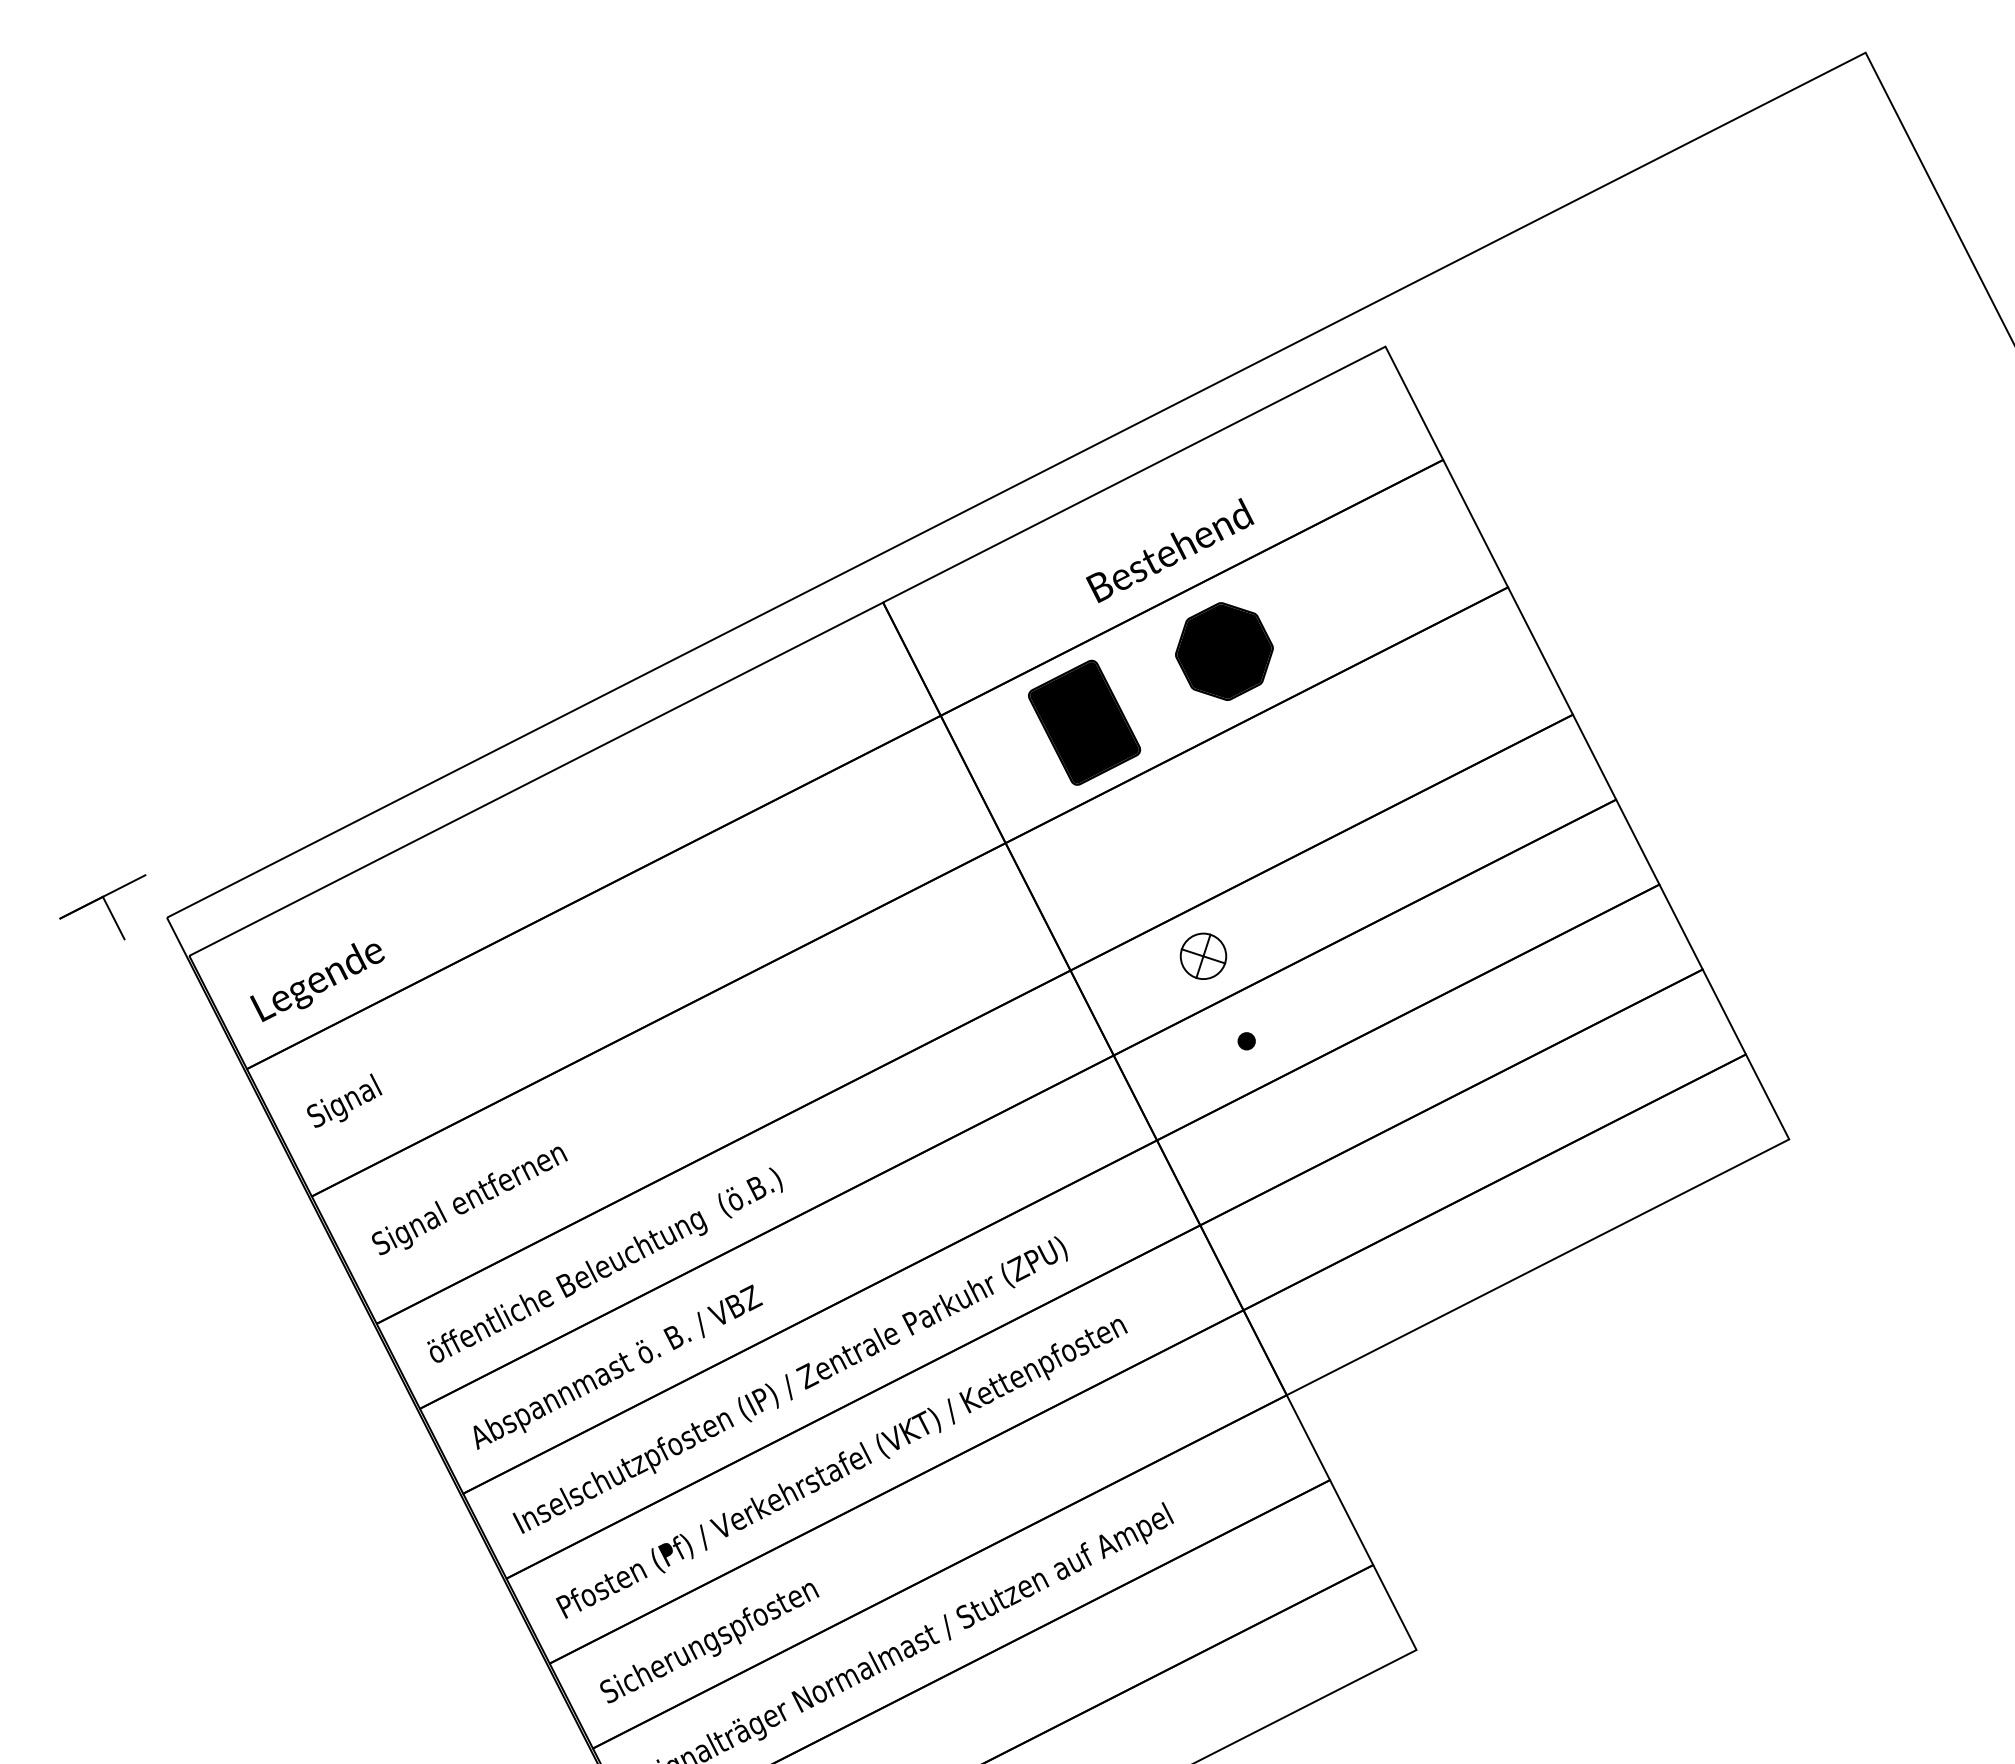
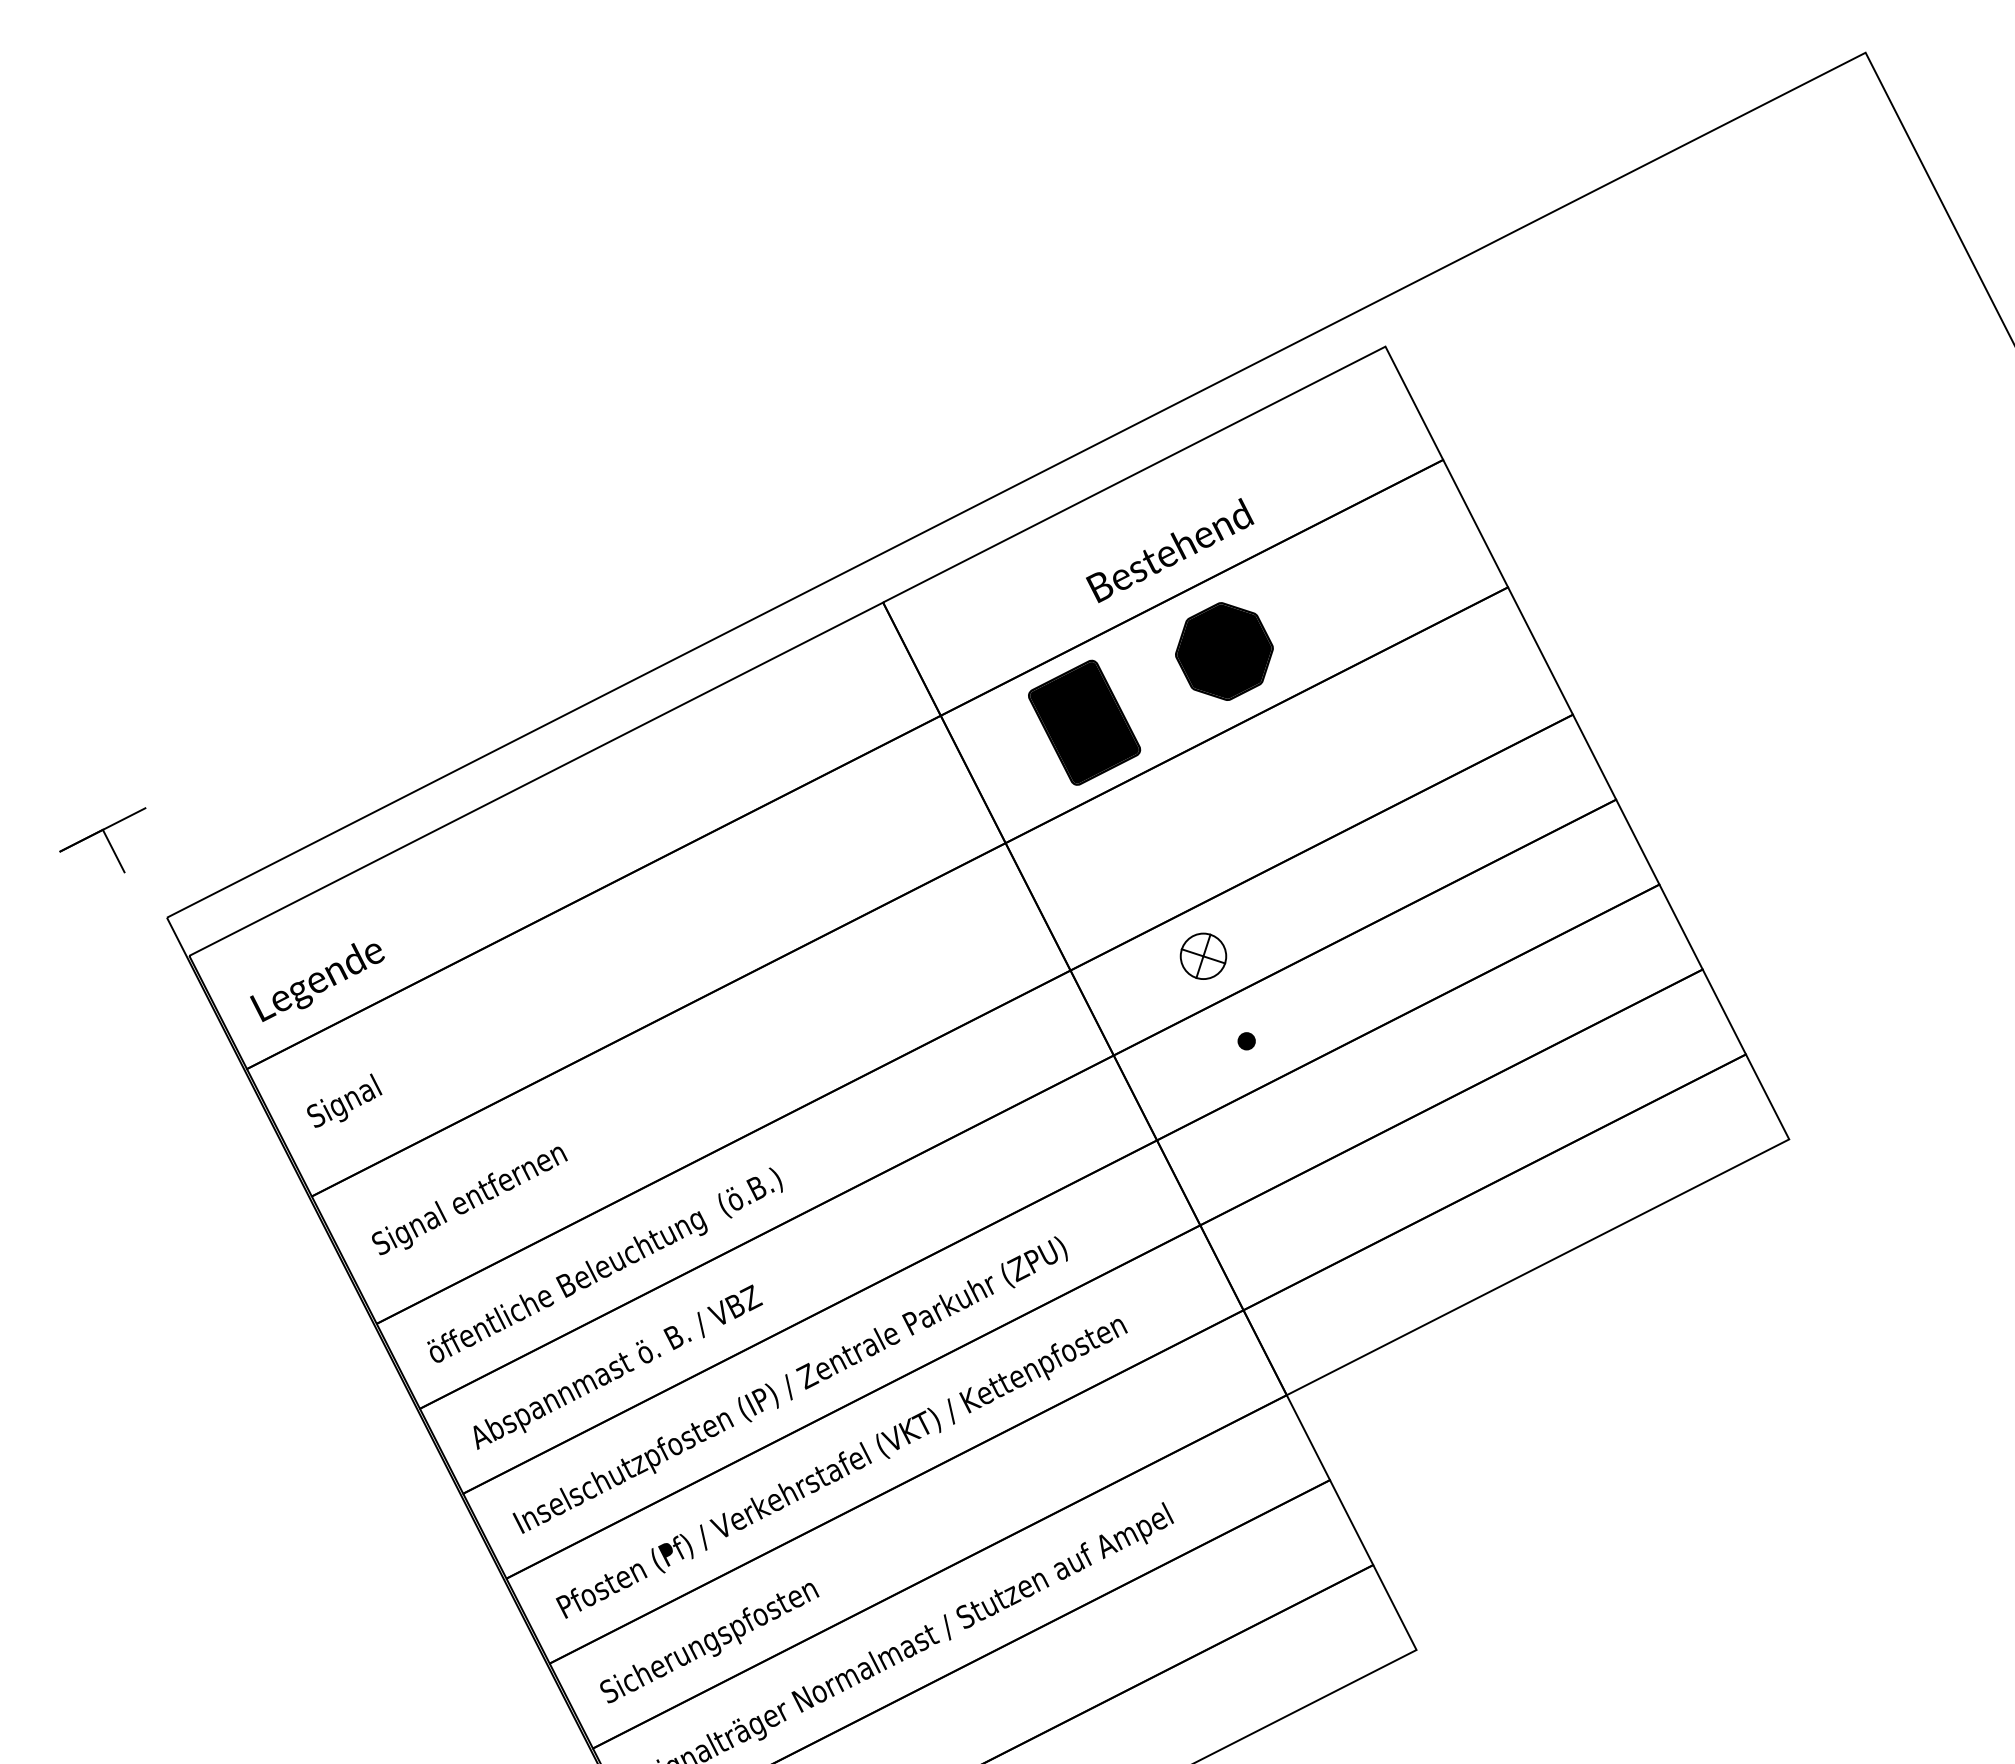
part position: (102, 907) -> (102, 840) (102, 840)
